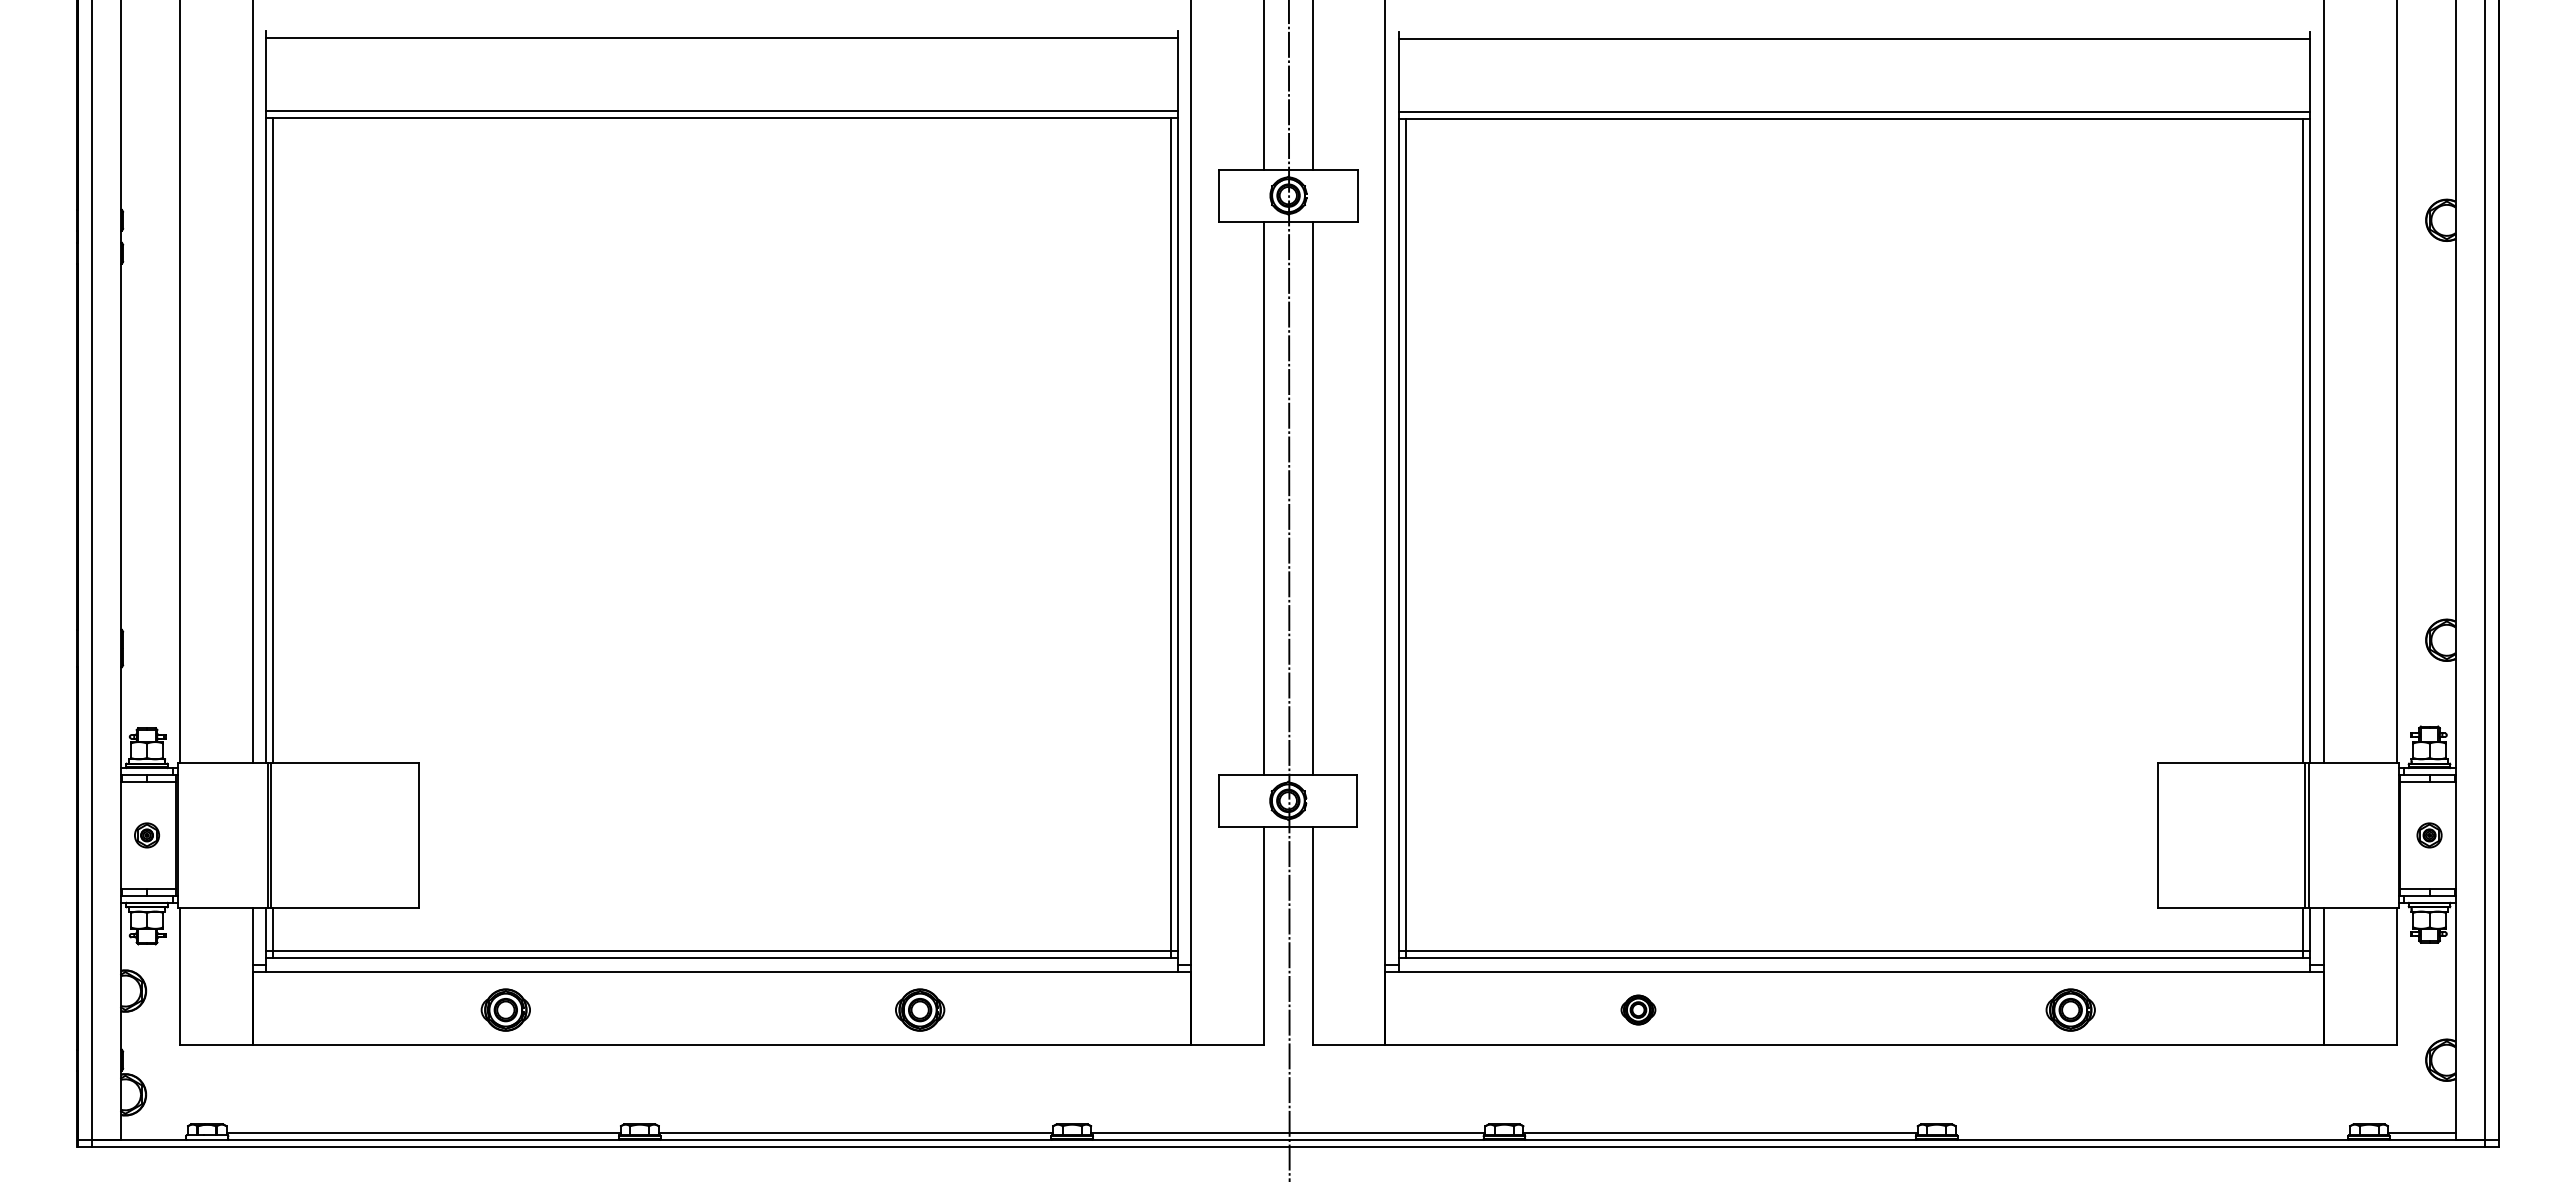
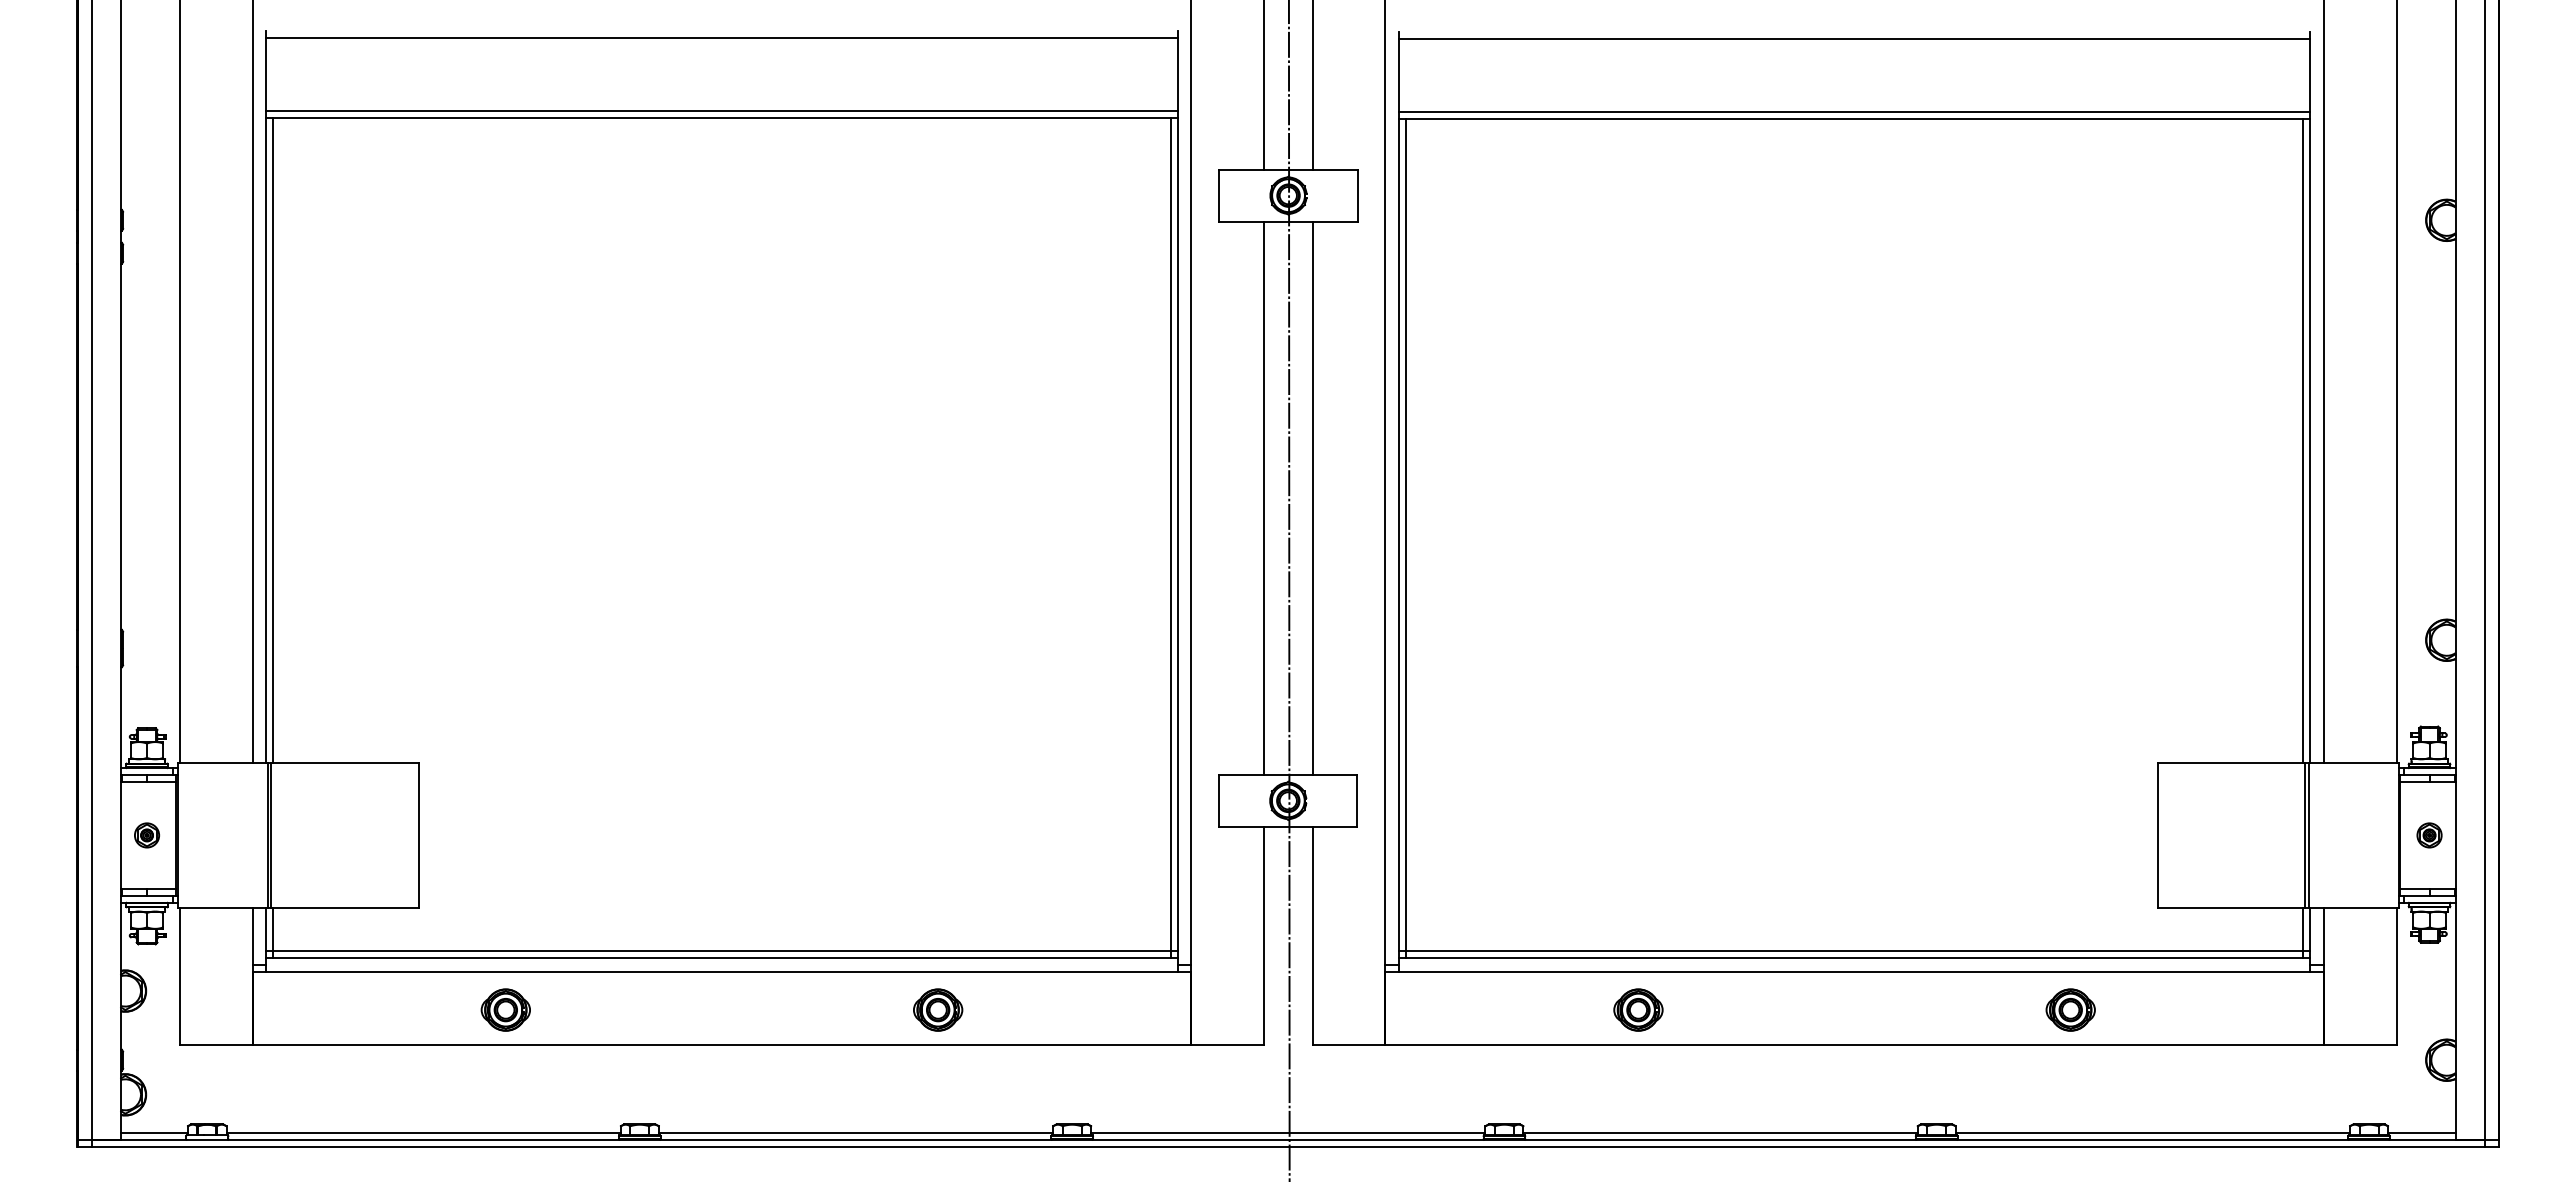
part position: (920, 1009) -> (938, 1009) (938, 1009)
part size: 37x32 px -> 51x44 px (1638, 1009)
line: none -> present (154, 1132)
line: none -> present (2152, 1132)
